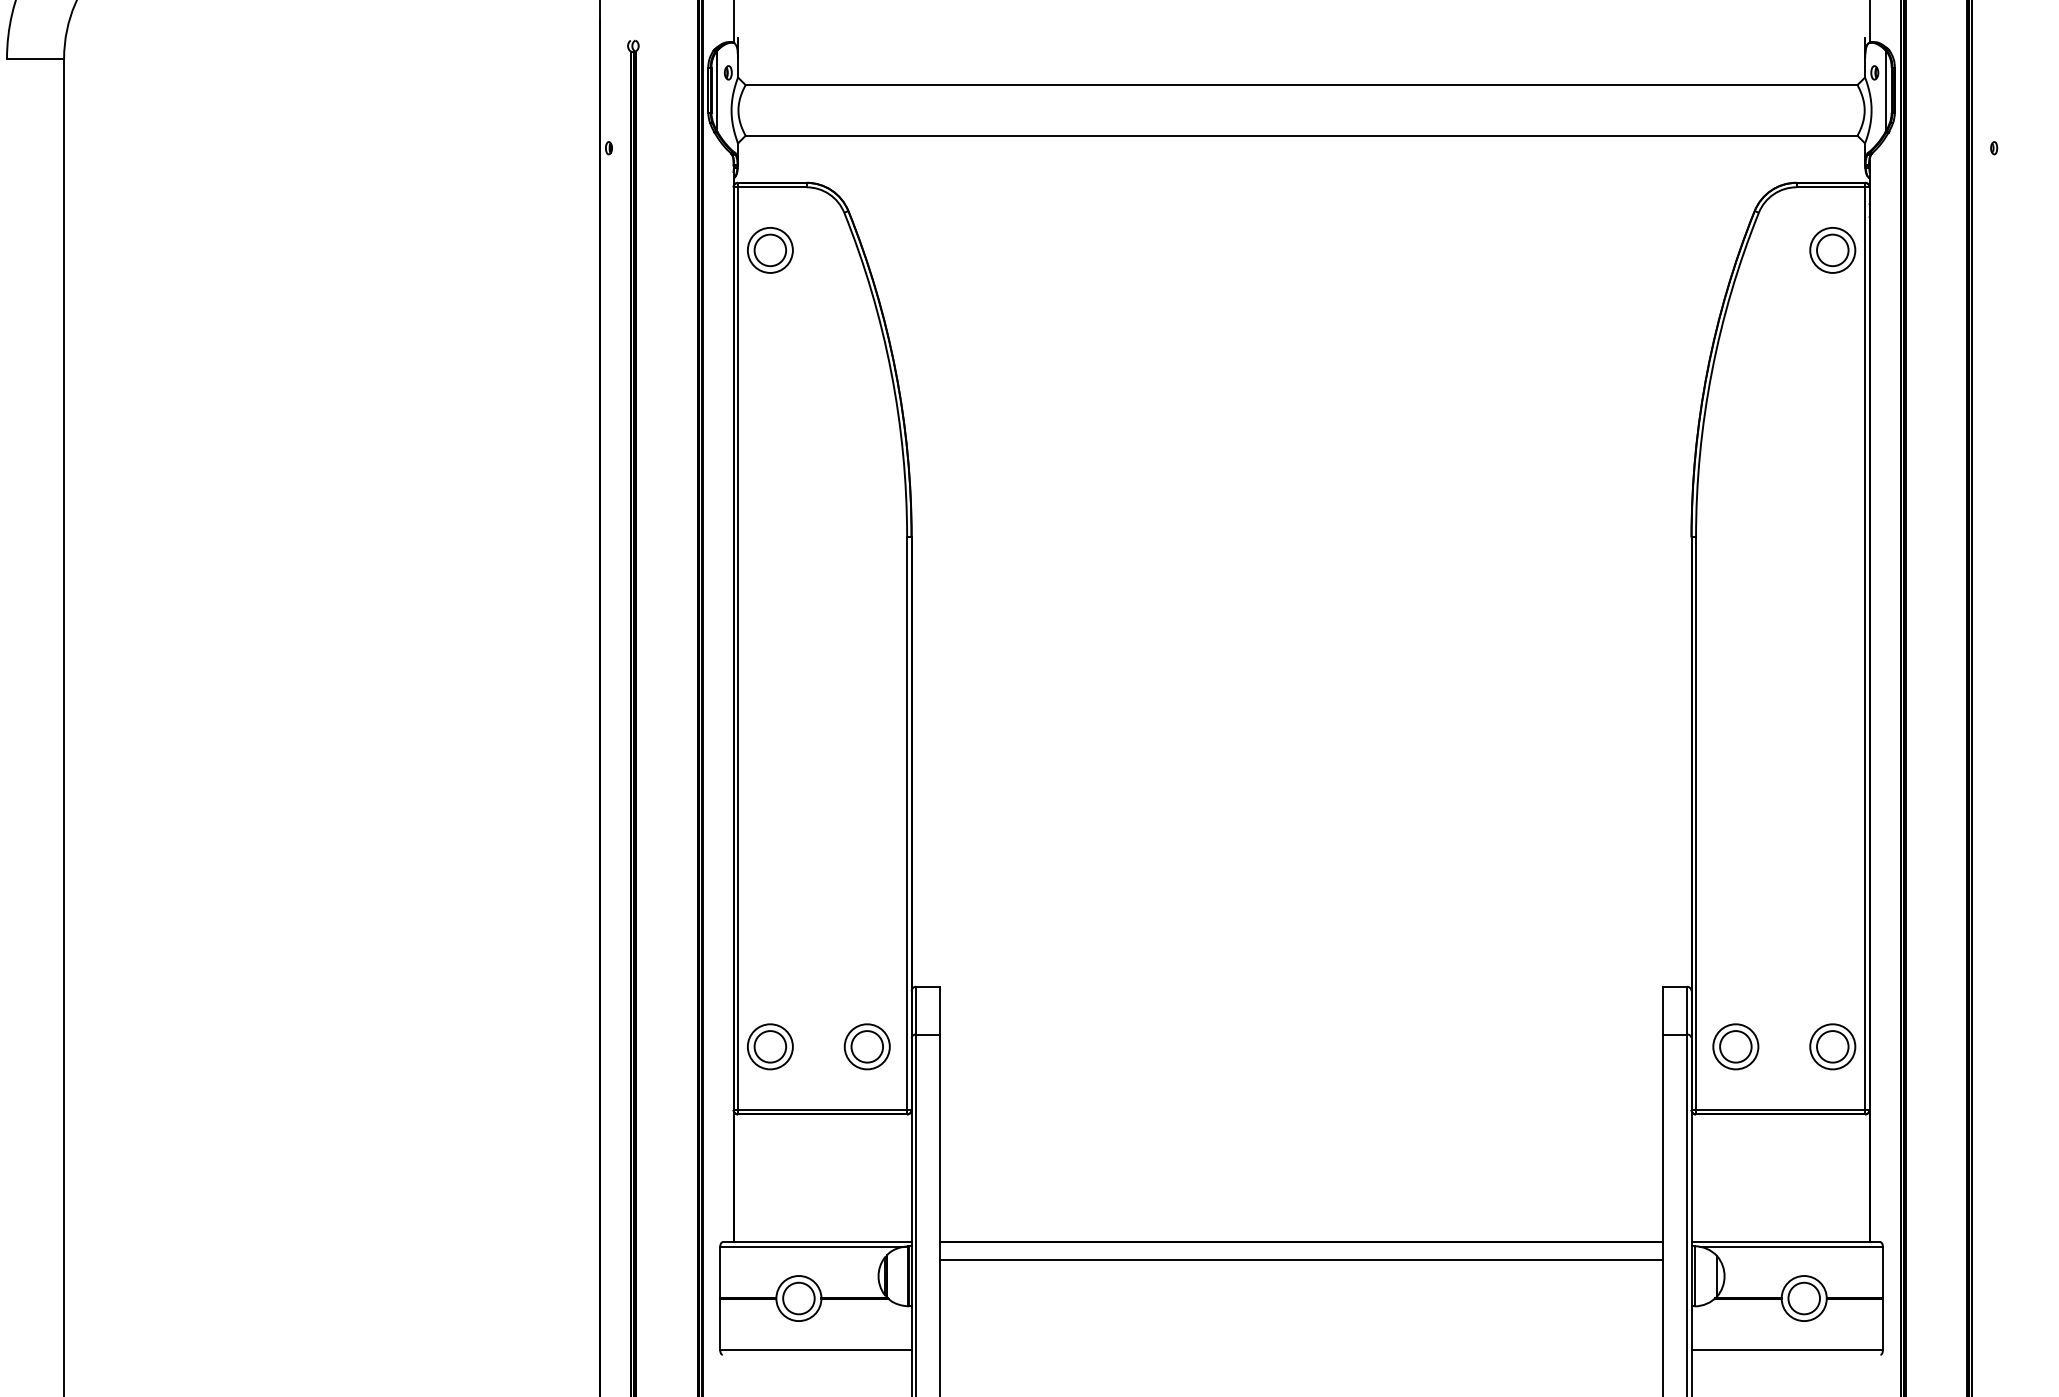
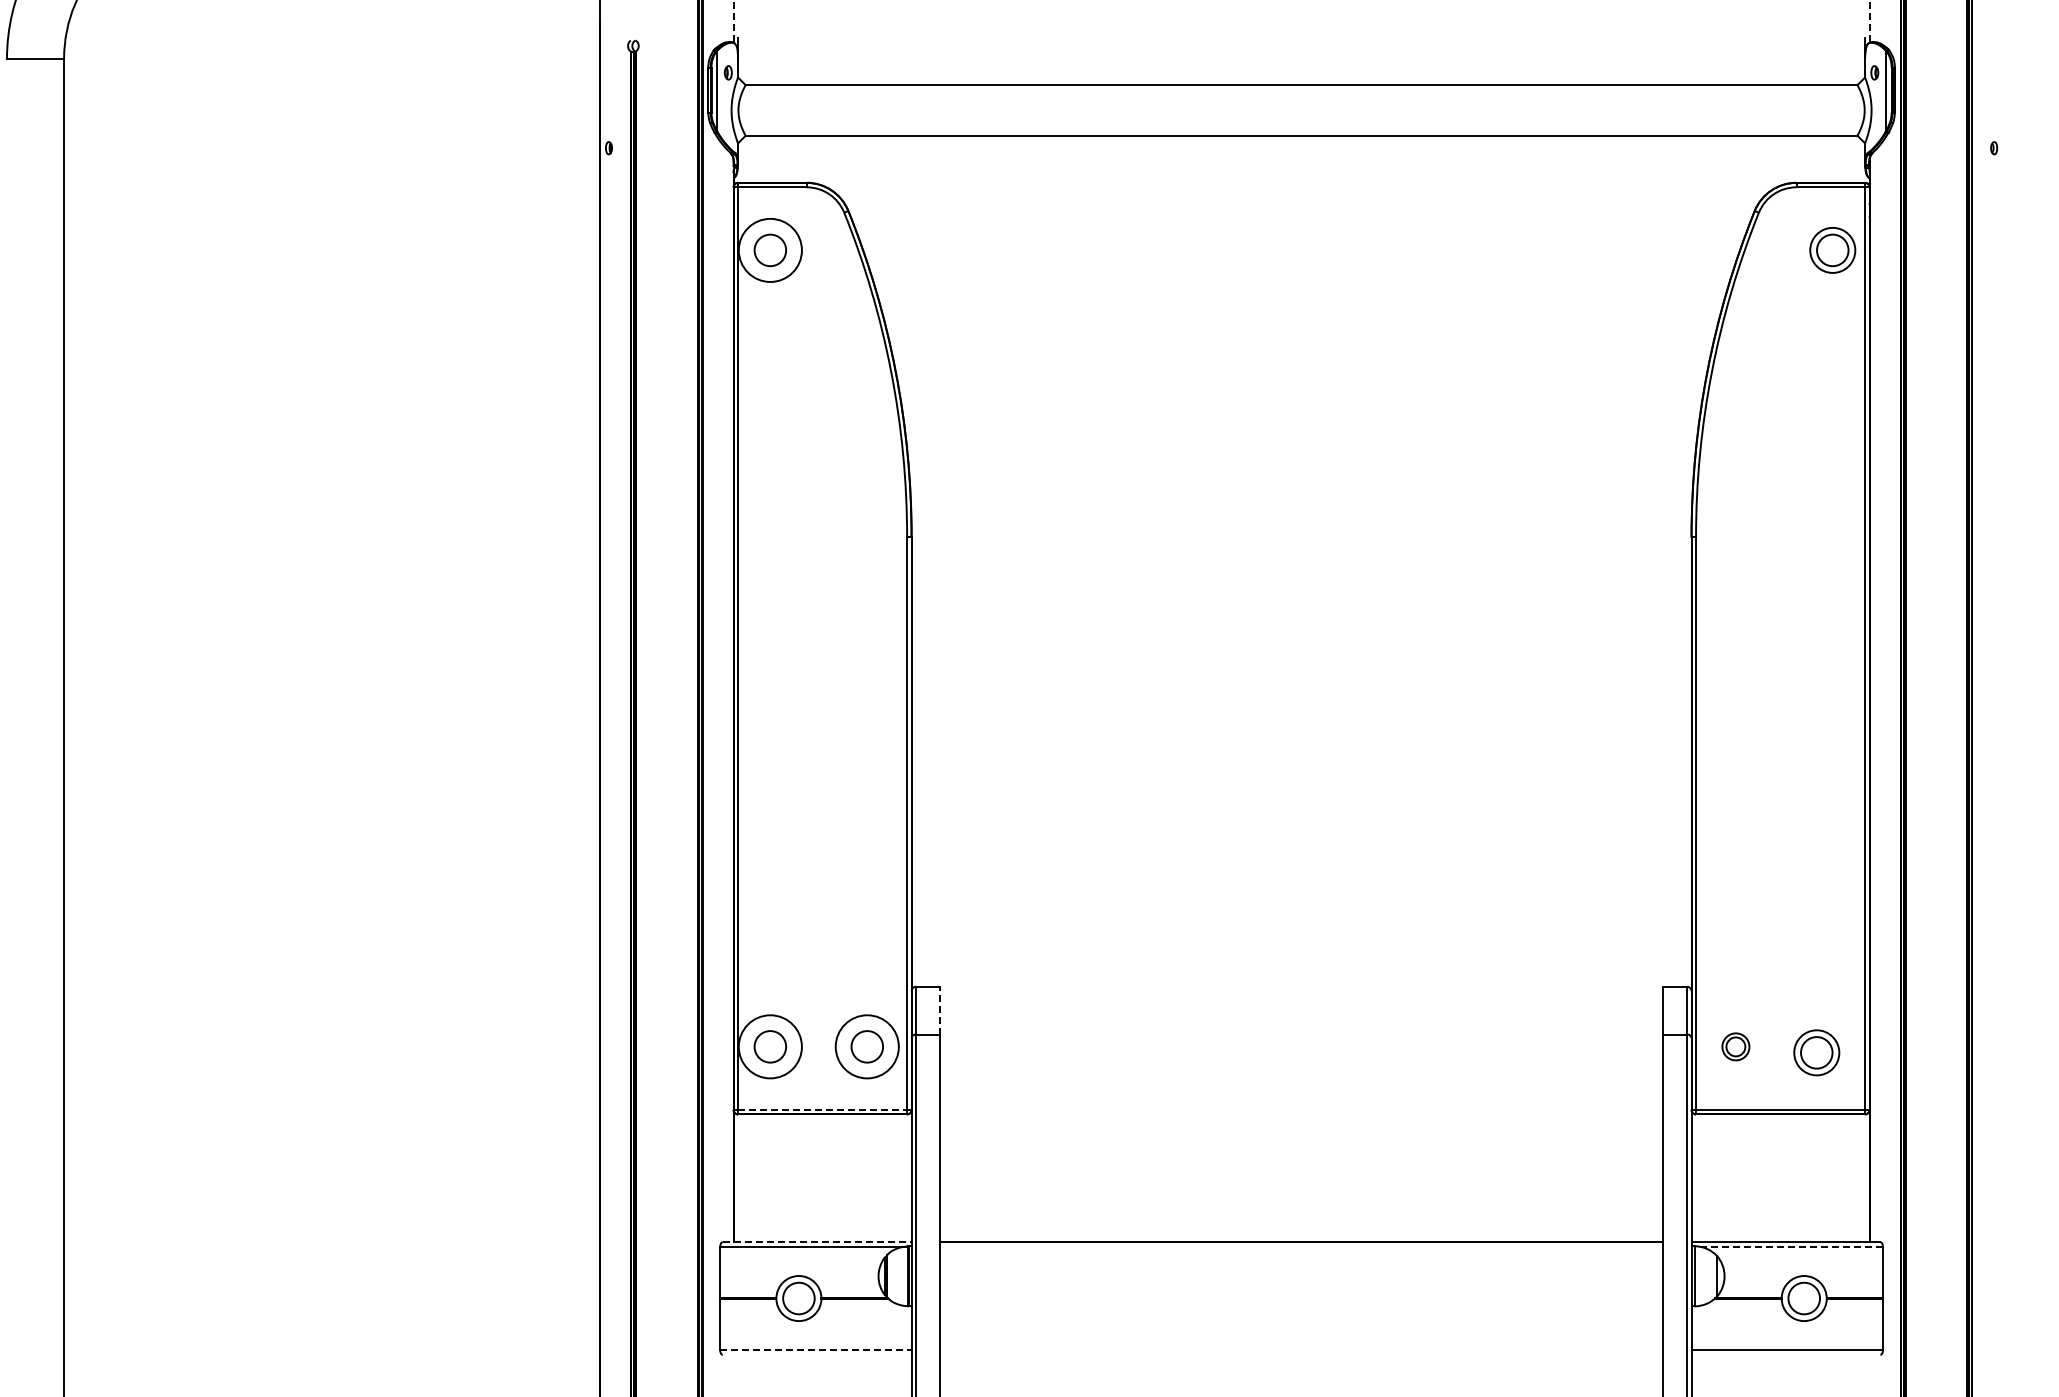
line: solid -> dashed (733, 21)
line: solid -> dashed (1869, 21)
circle diameter: 45 px -> 63 px (769, 249)
line: solid -> dashed (940, 1010)
circle diameter: 45 px -> 63 px (769, 1046)
circle diameter: 45 px -> 63 px (866, 1046)
part size: 48x48 px -> 30x30 px (1735, 1046)
part position: (1832, 1046) -> (1816, 1052) (1816, 1052)
line: solid -> dashed (822, 1109)
line: solid -> dashed (817, 1242)
line: solid -> dashed (1791, 1246)
line: present -> none (1301, 1259)
line: solid -> dashed (815, 1350)
